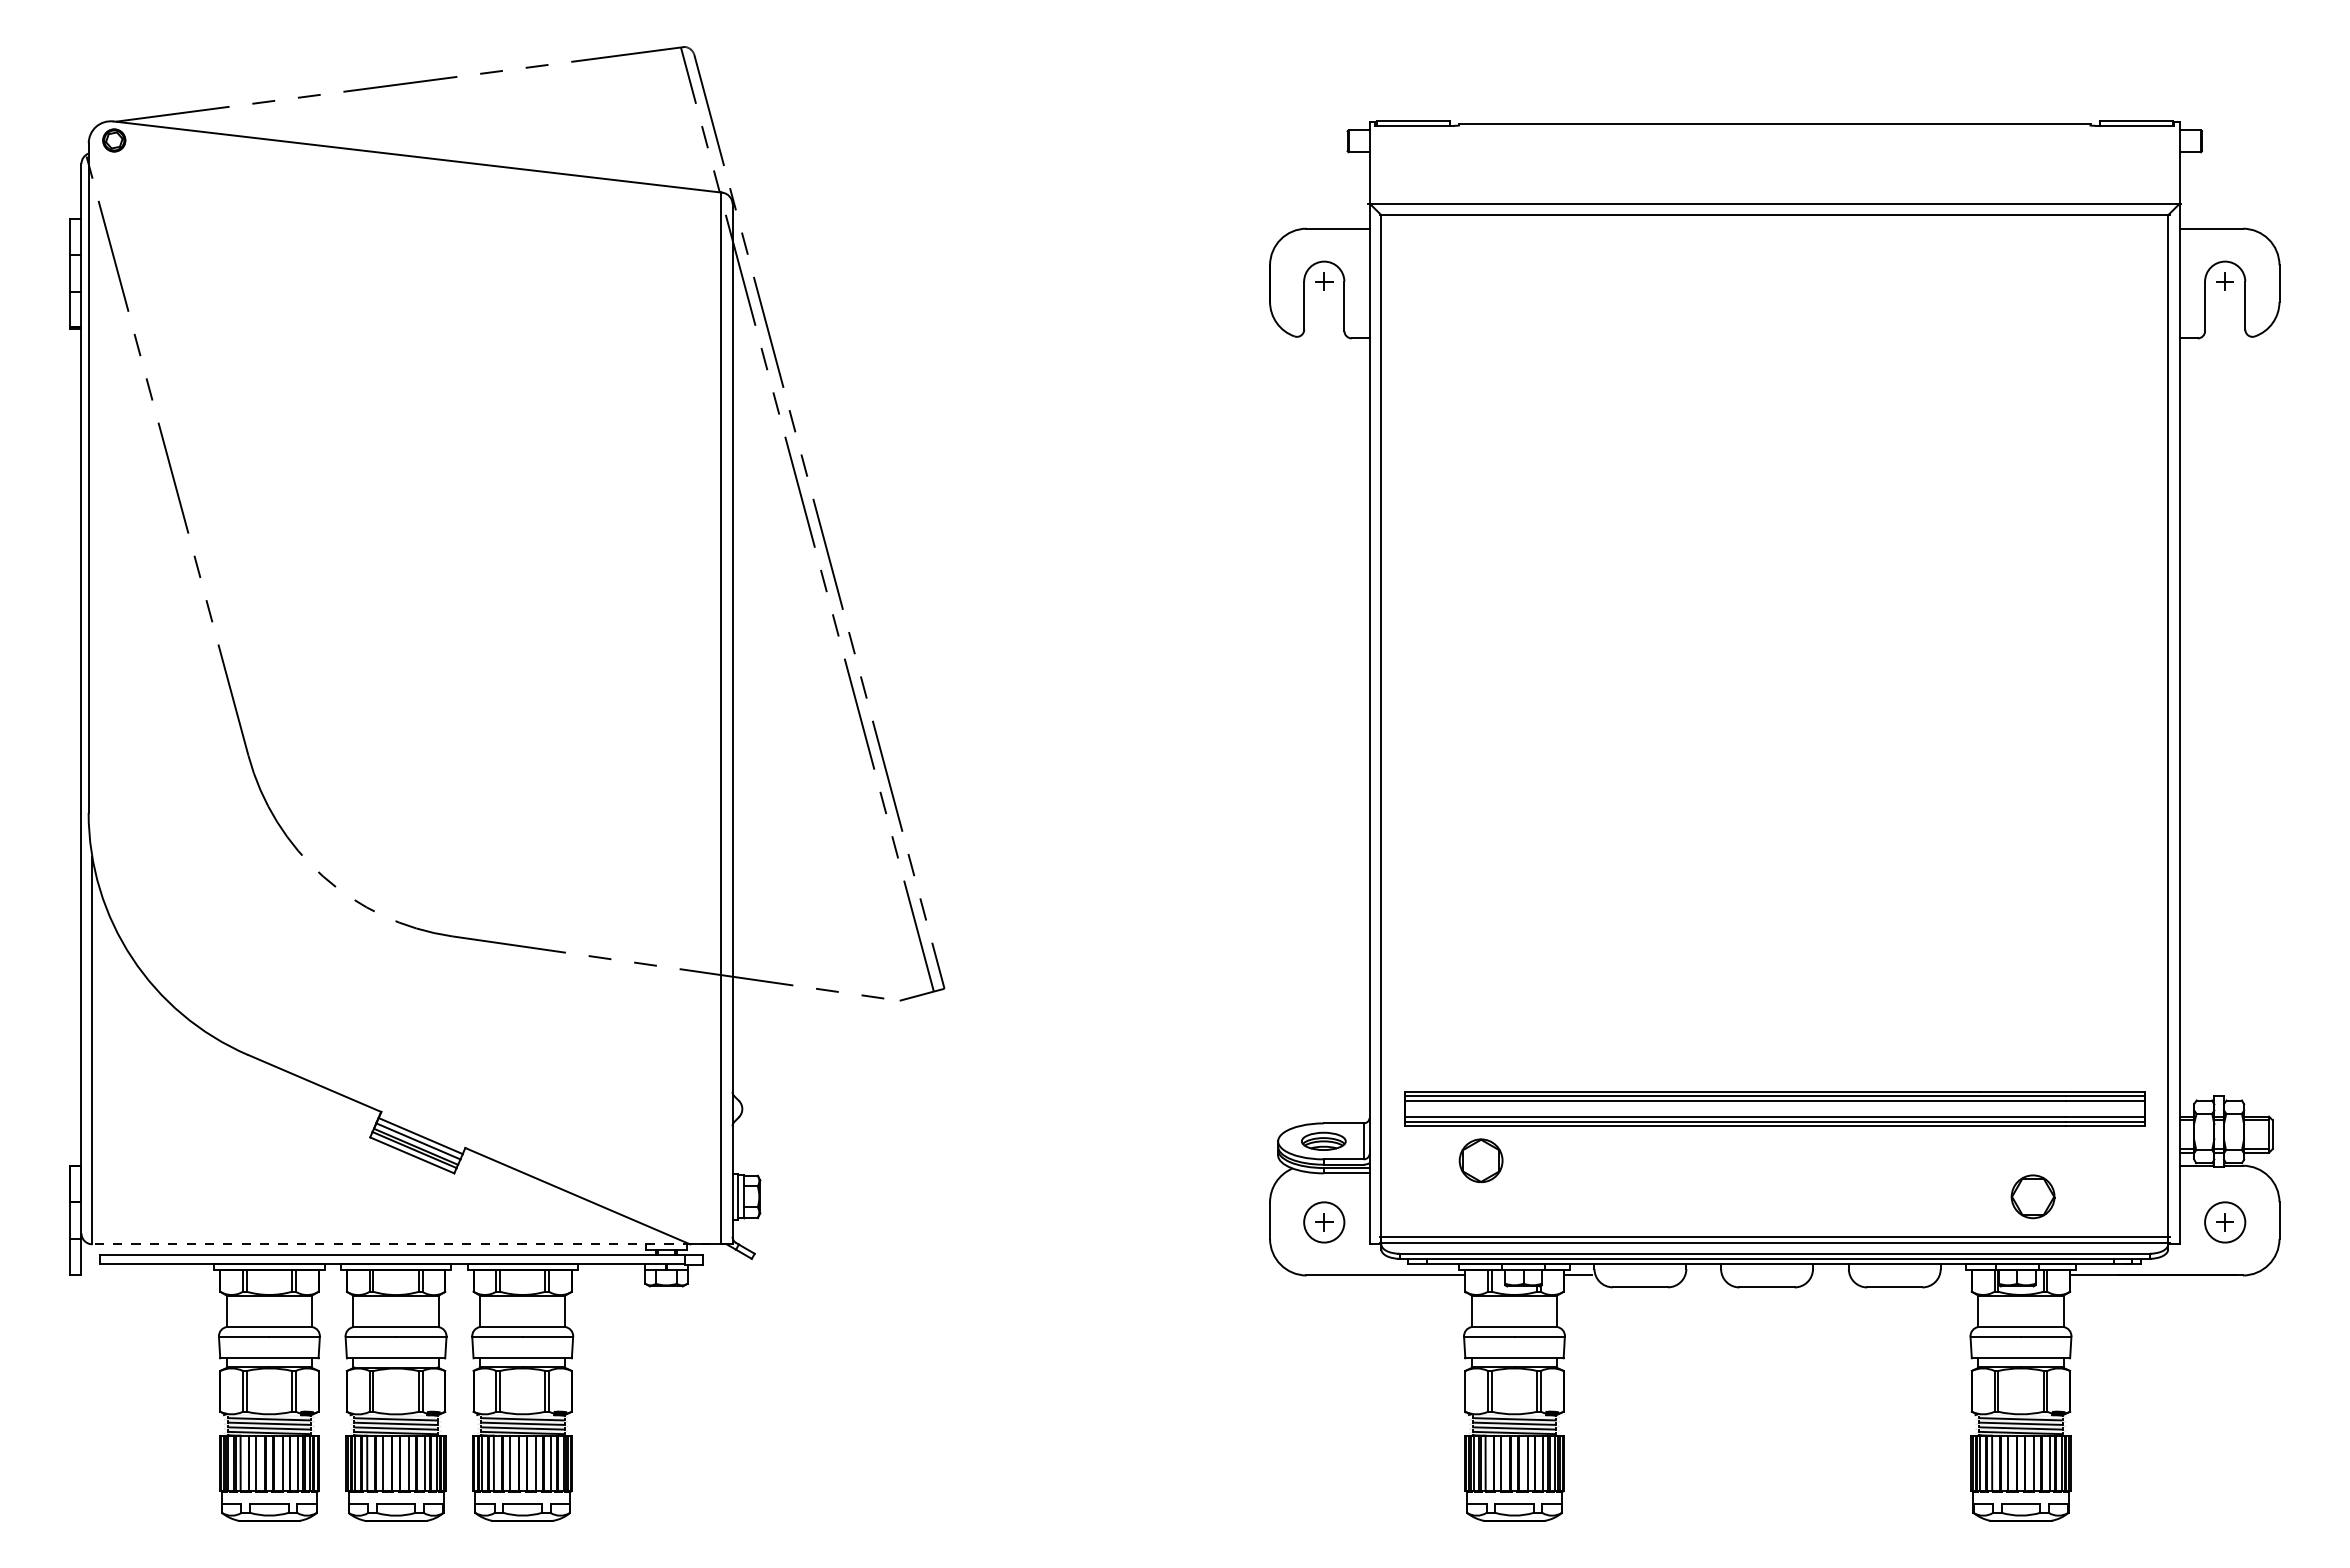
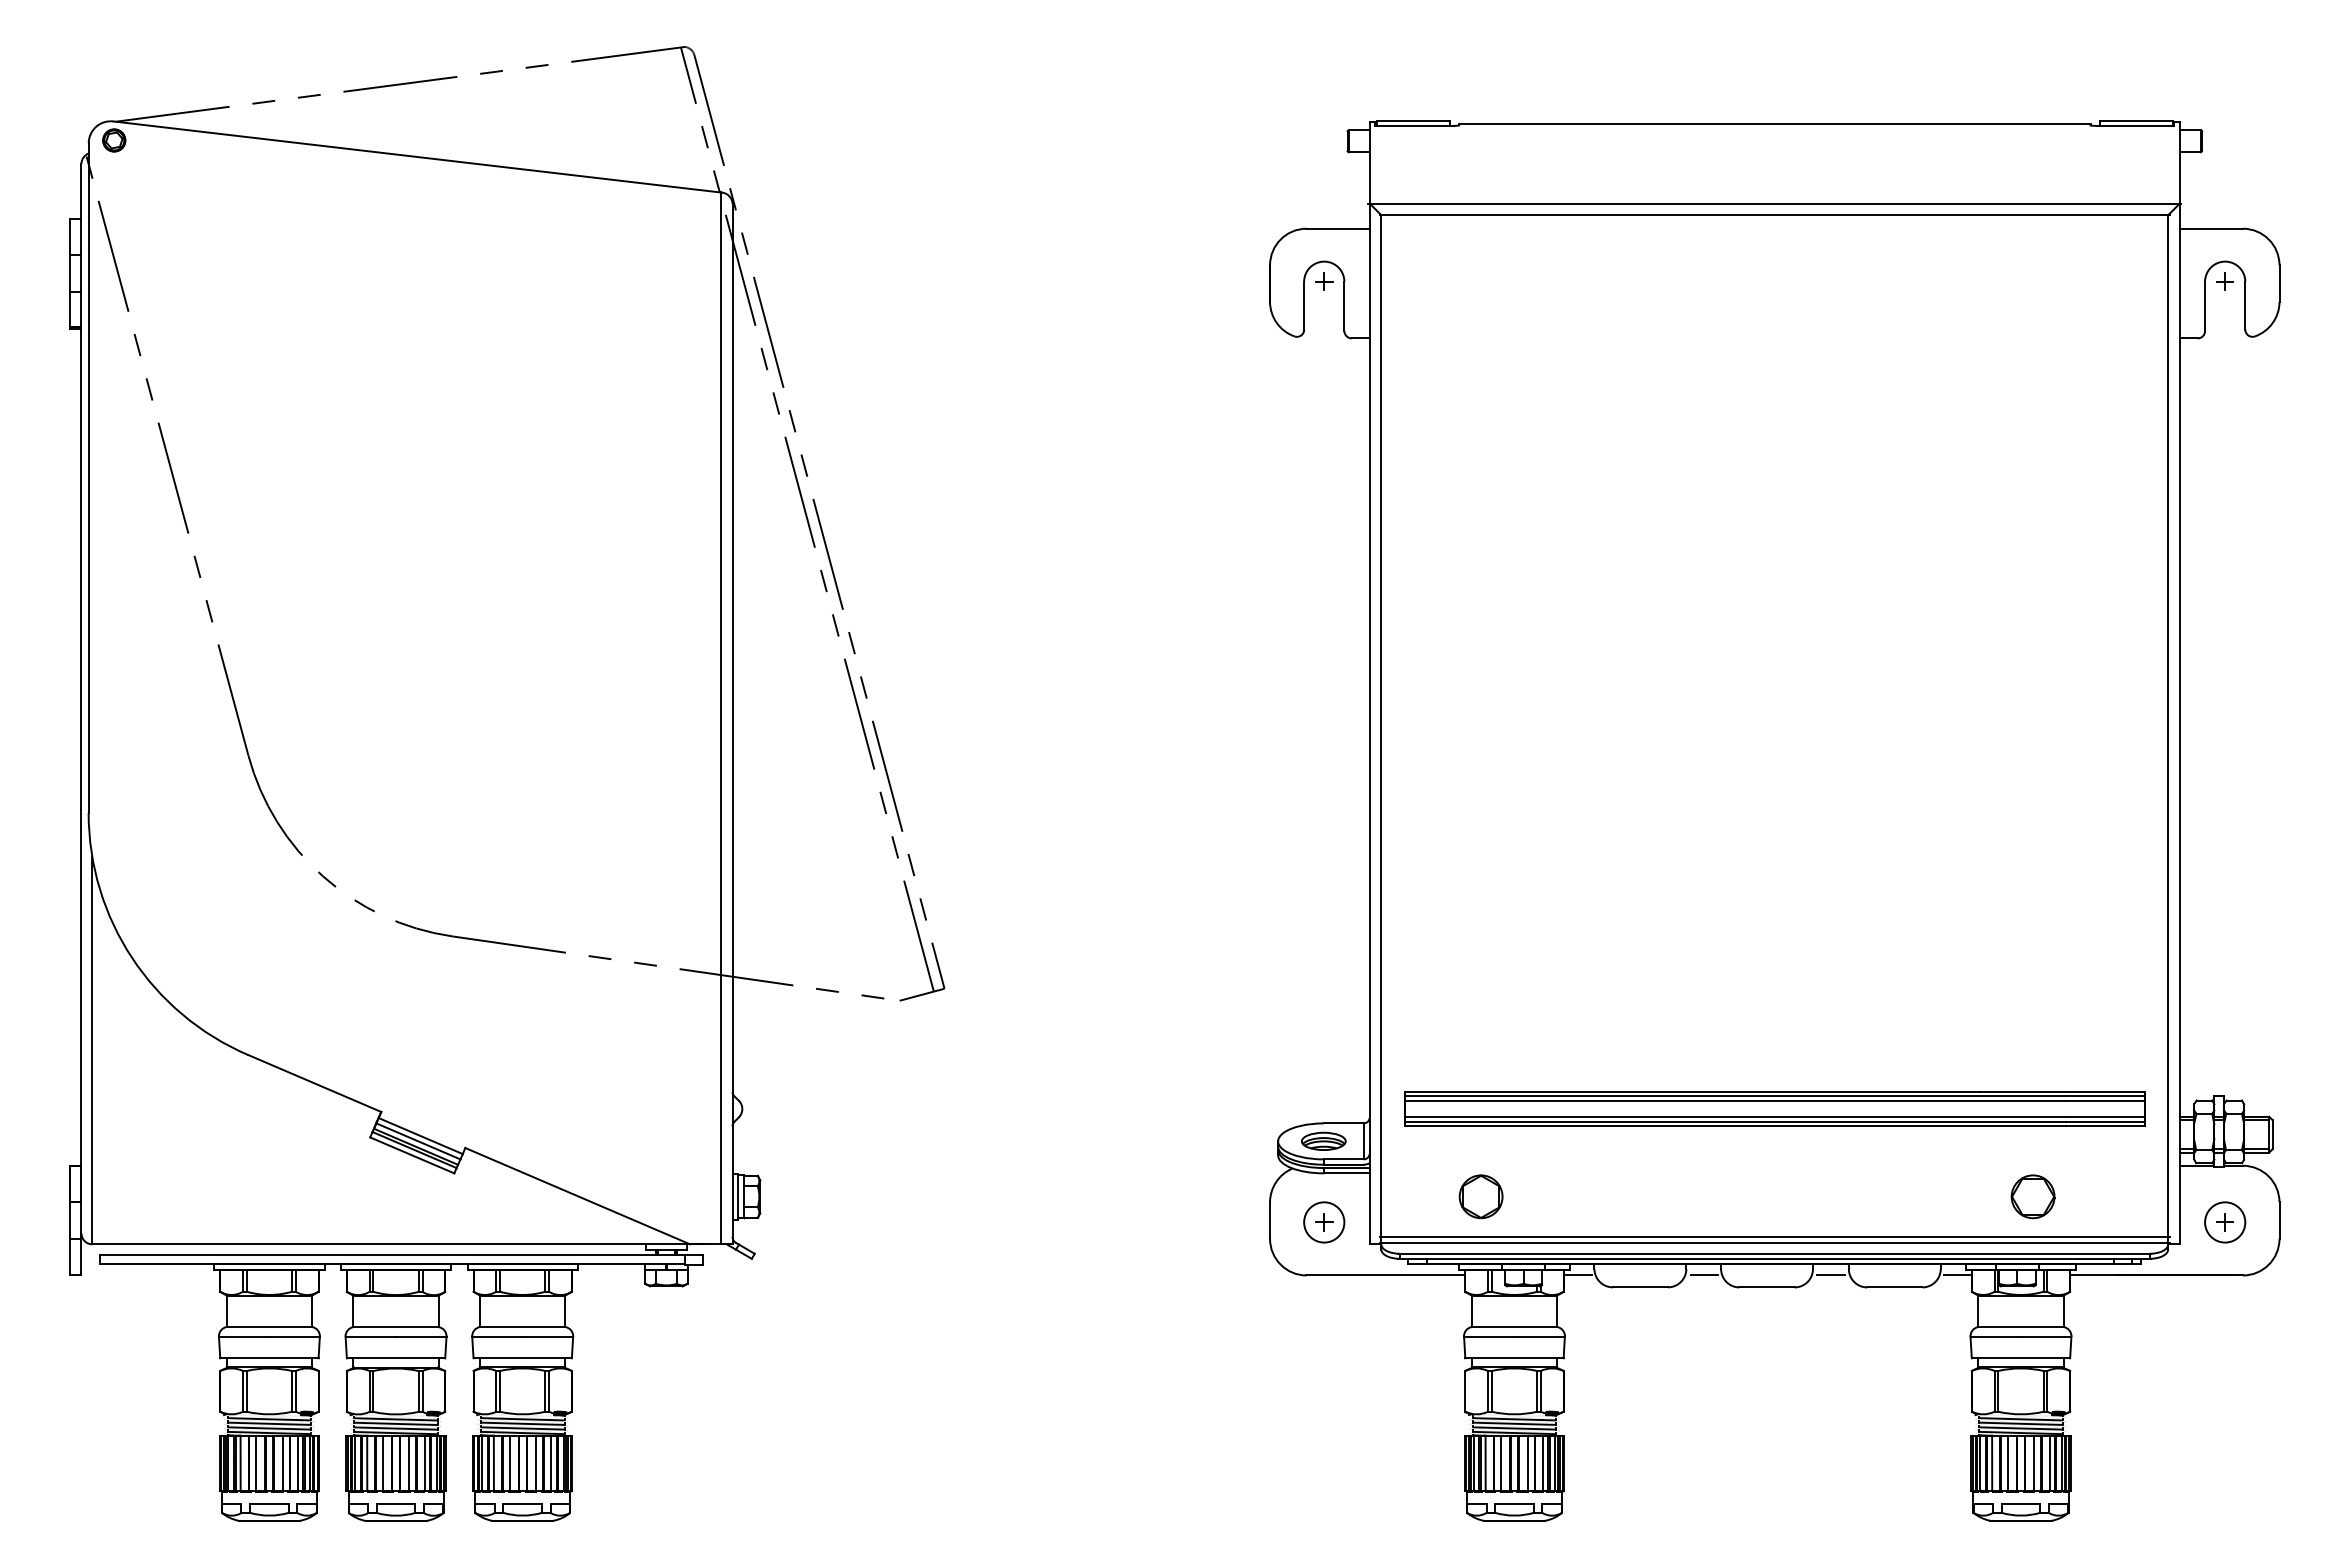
part position: (1480, 1160) -> (1480, 1196) (1480, 1196)
line: dashed -> solid (401, 1244)
line: none -> present (1704, 1275)
line: none -> present (1830, 1275)
line: none -> present (1957, 1275)
